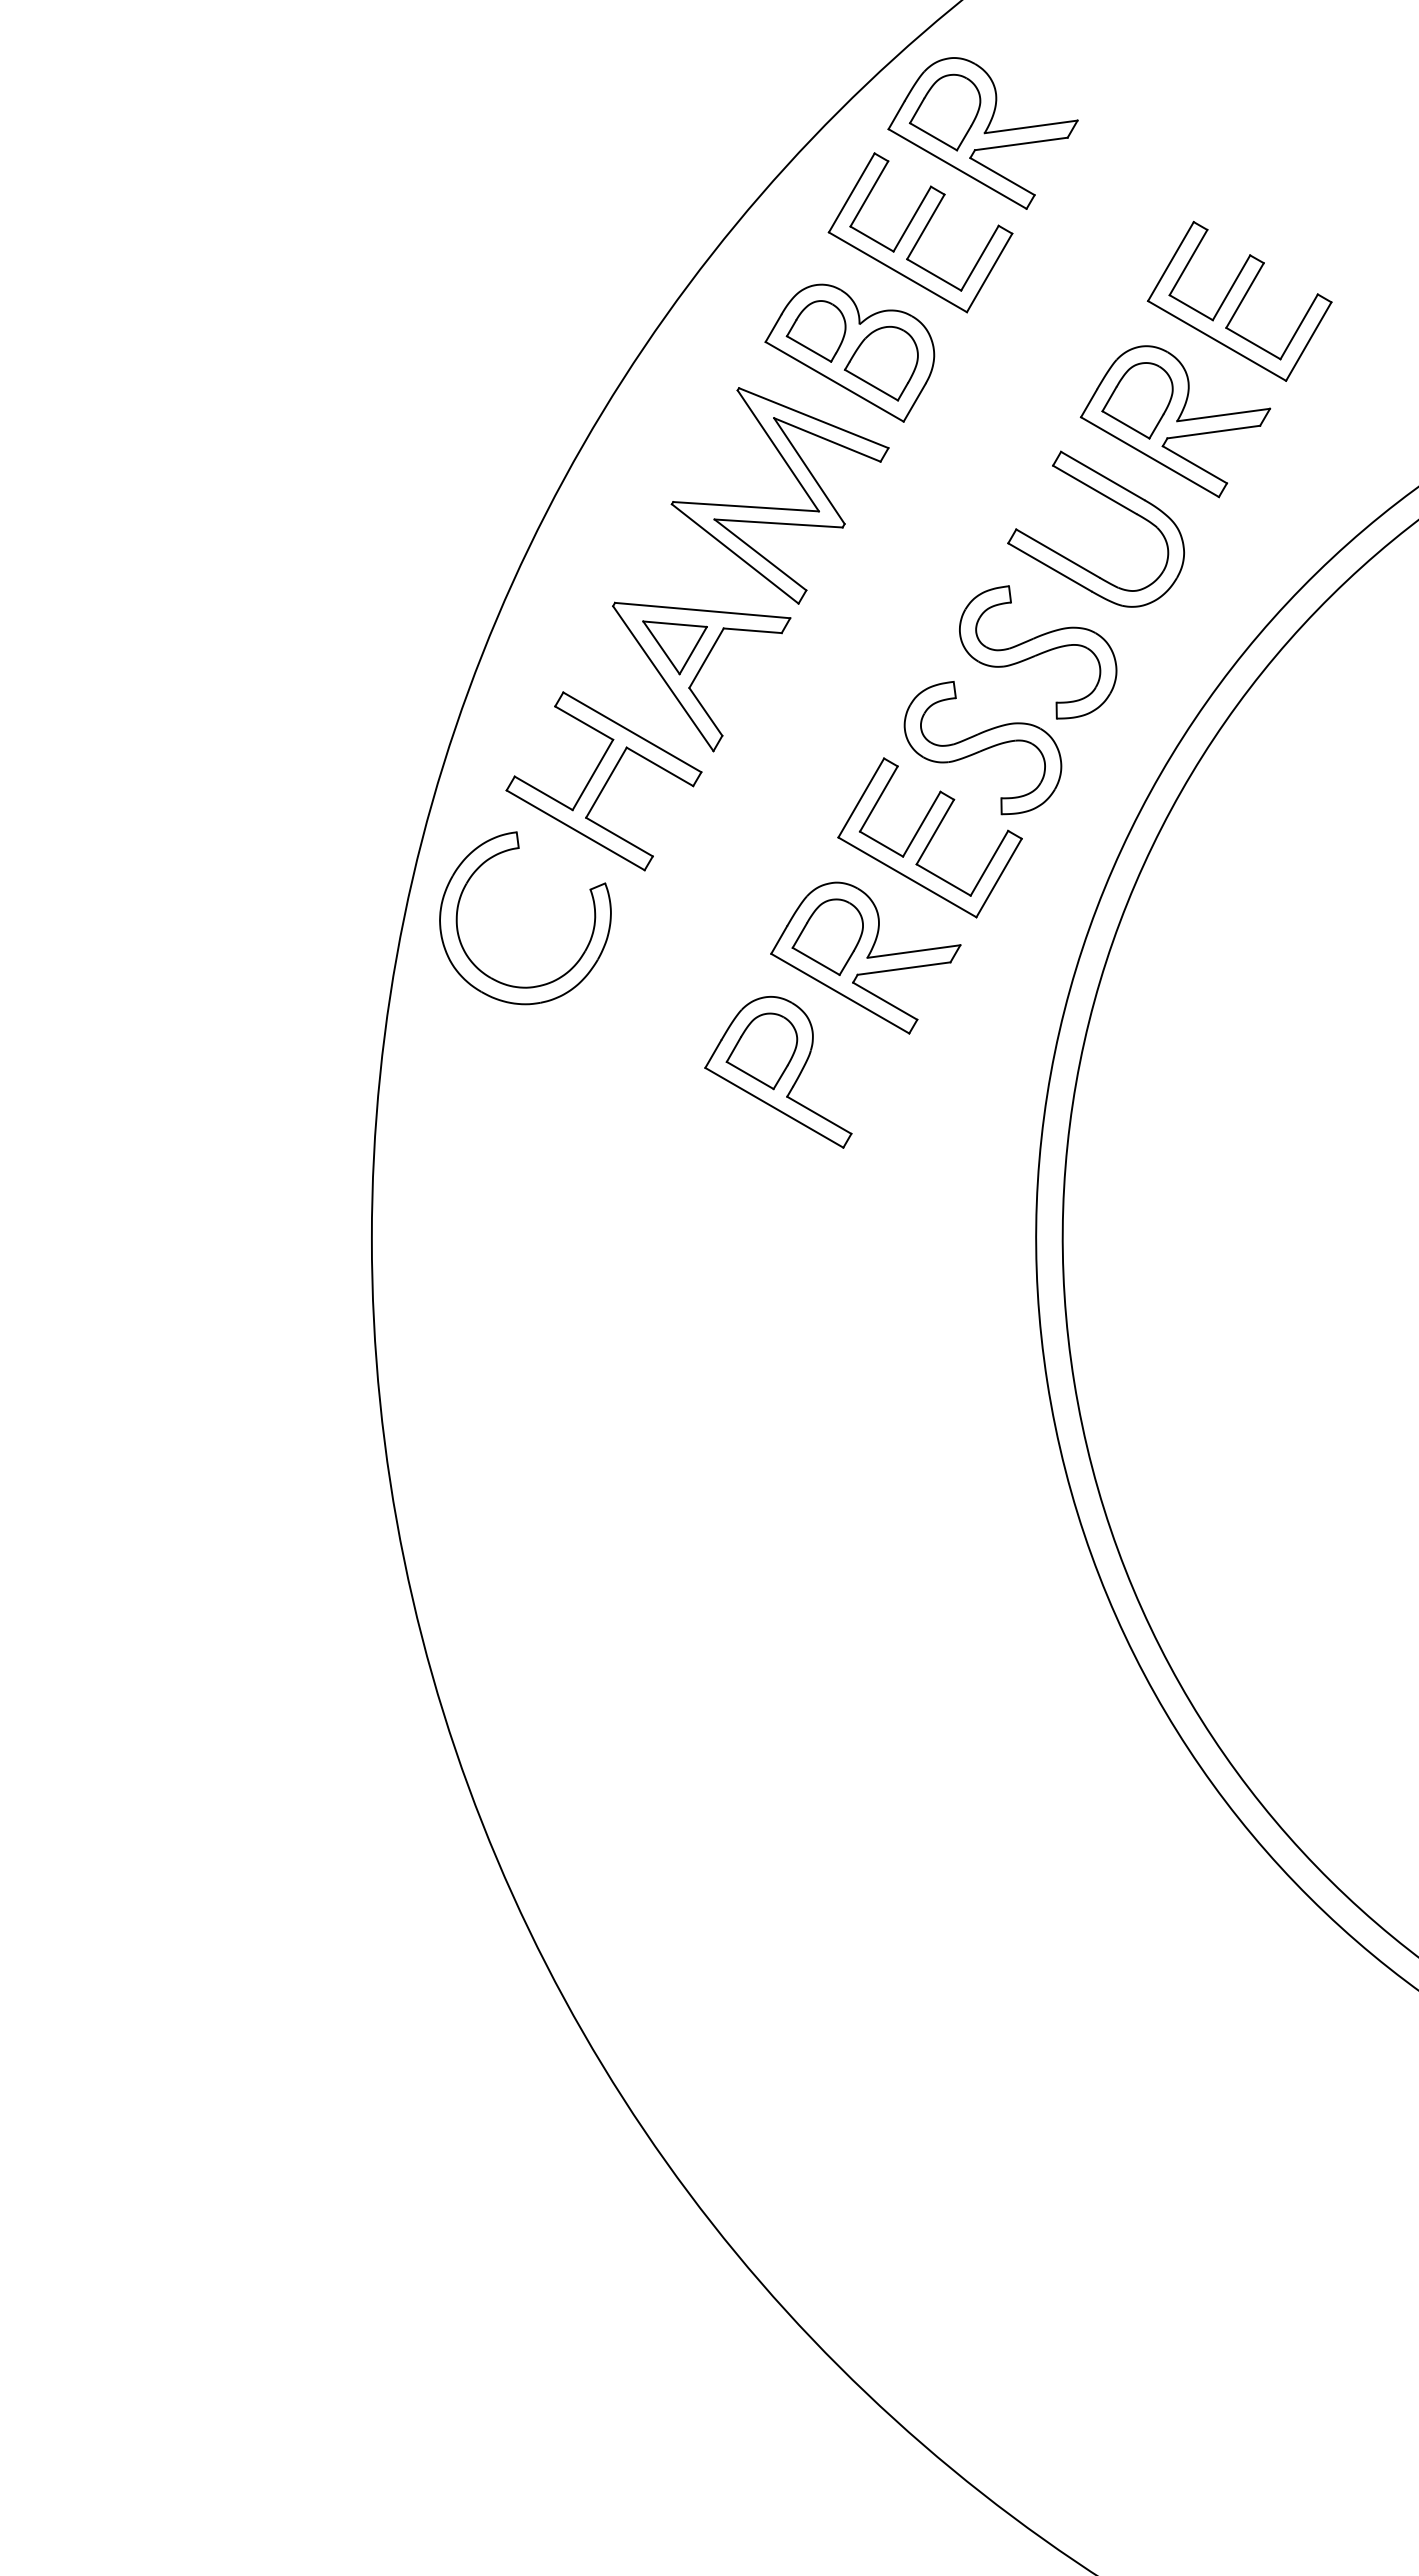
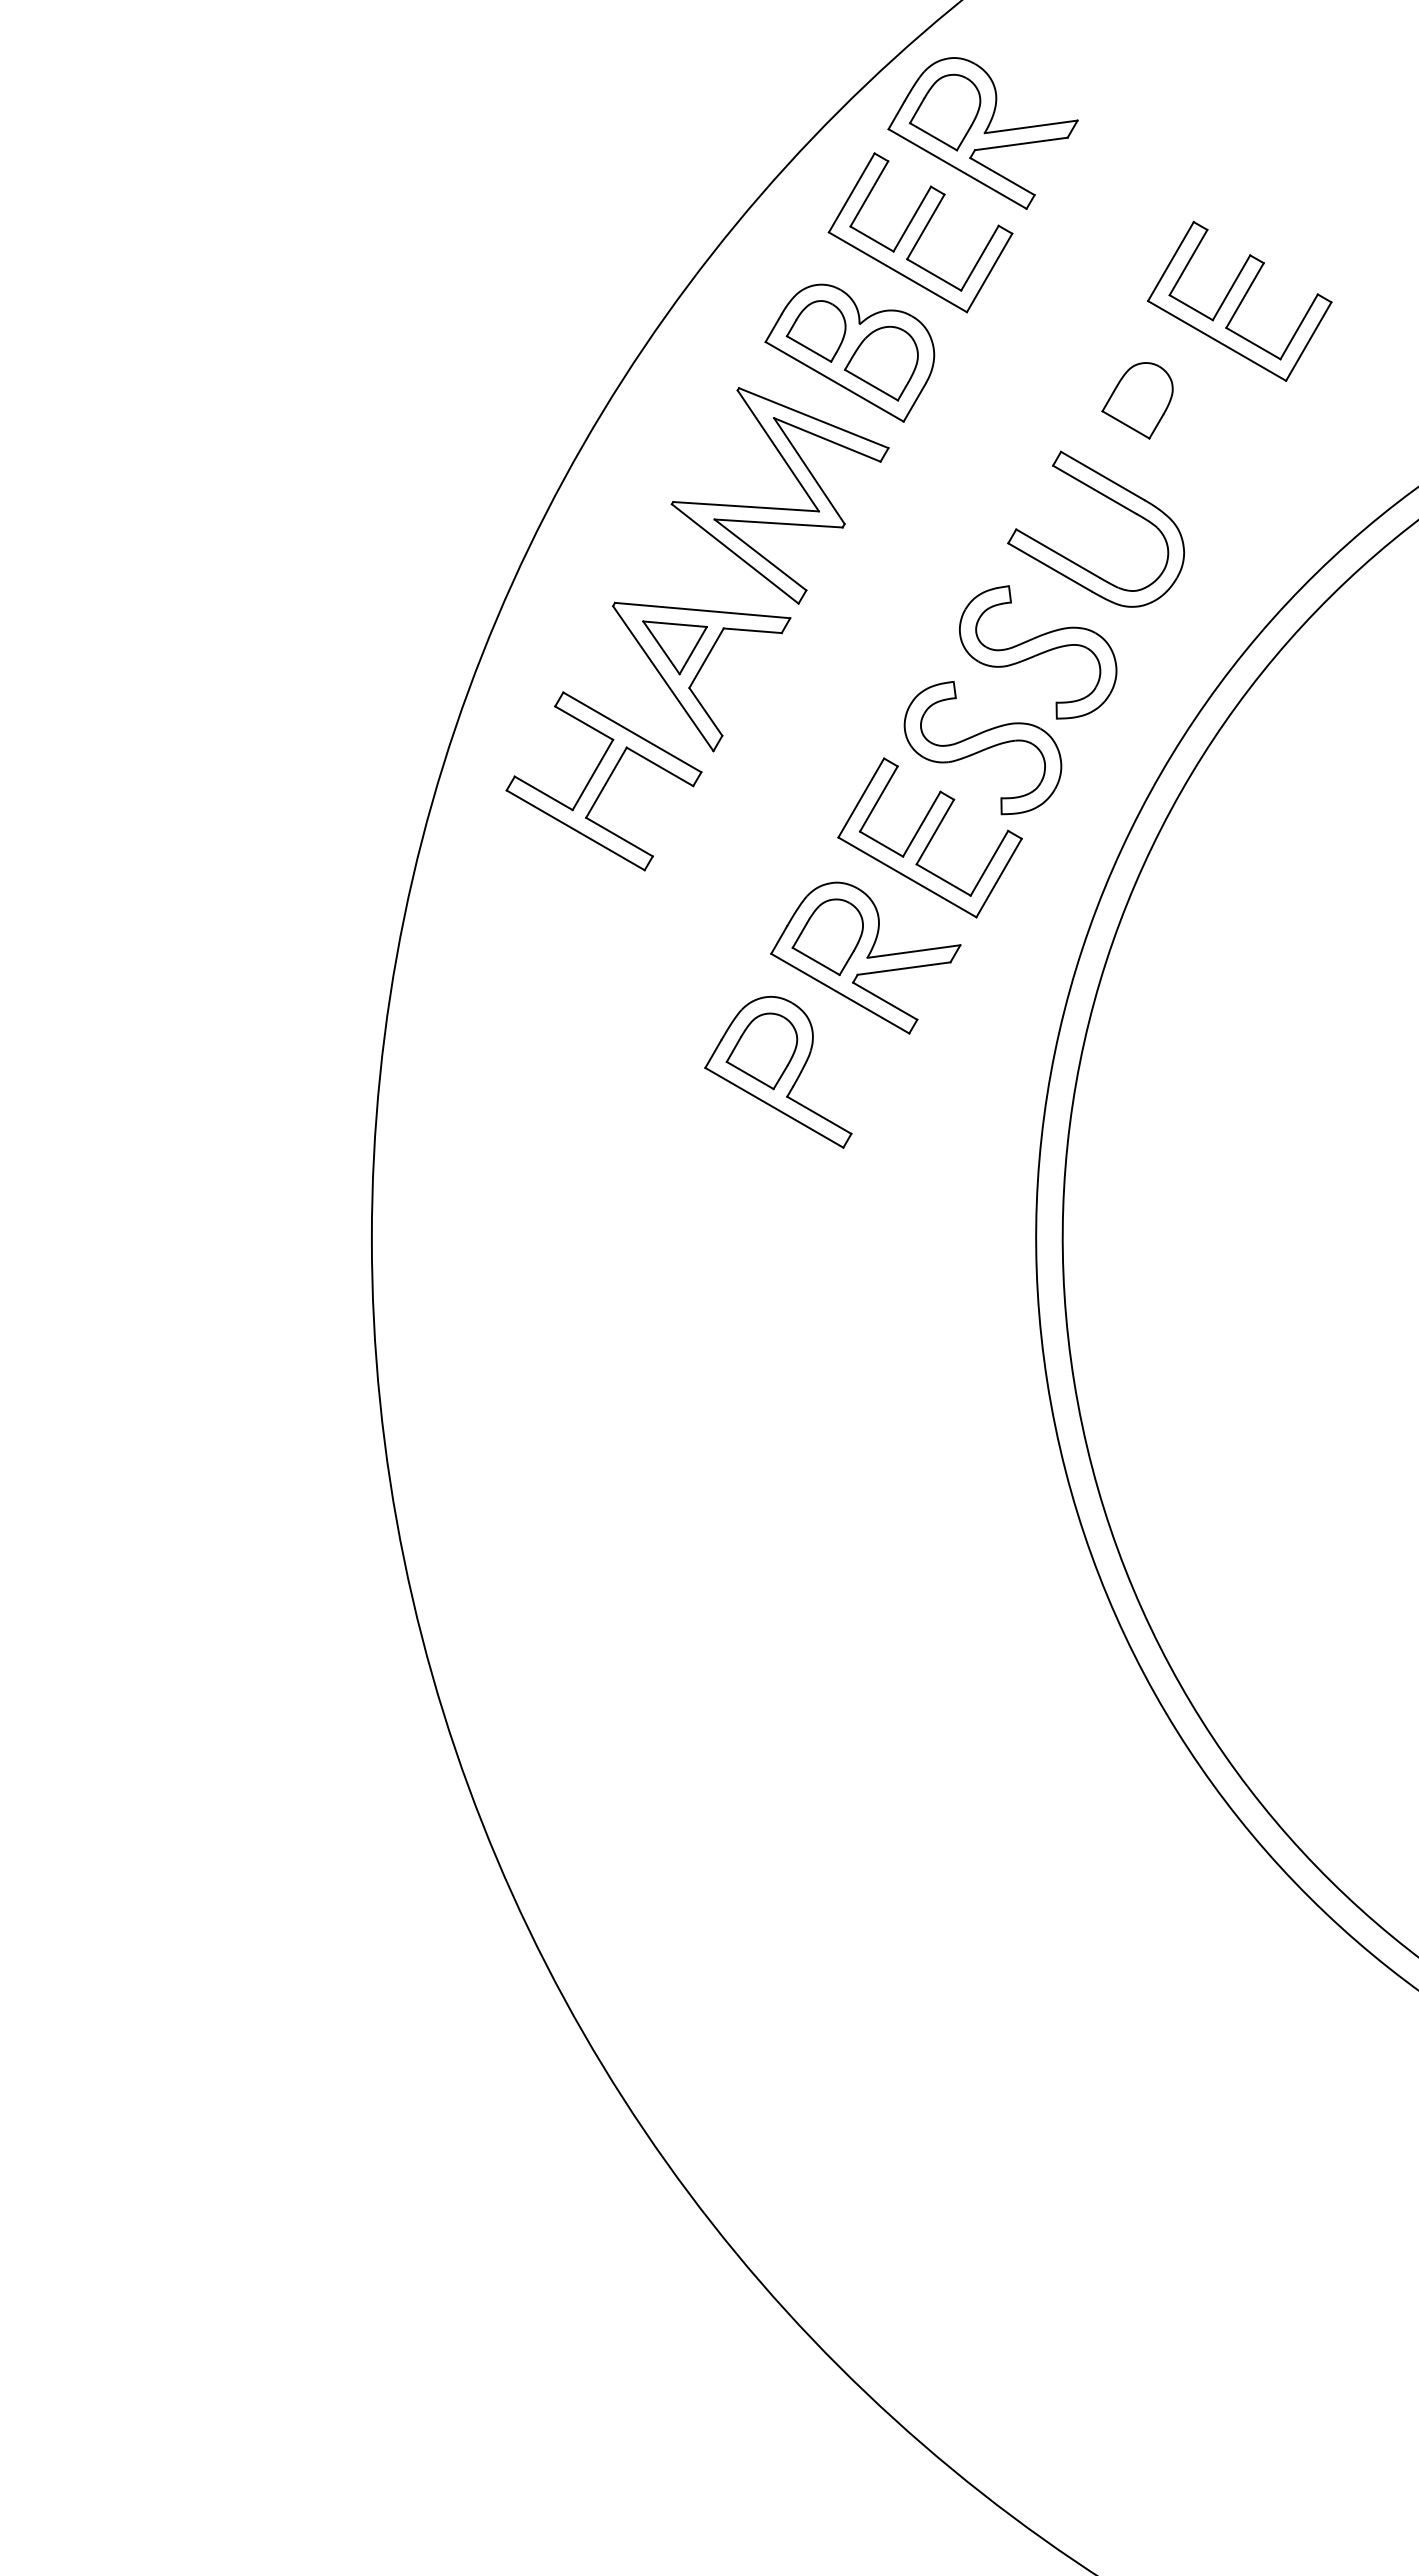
part: present -> none (1175, 421)
part: present -> none (577, 960)
